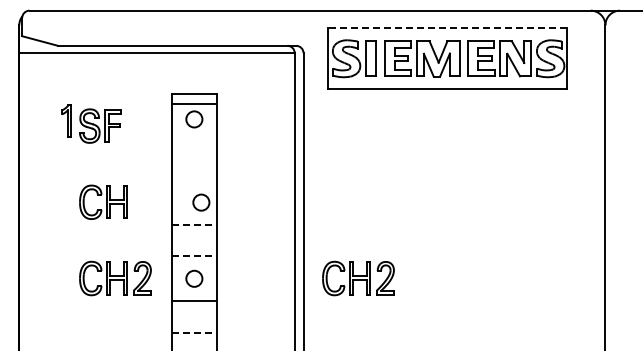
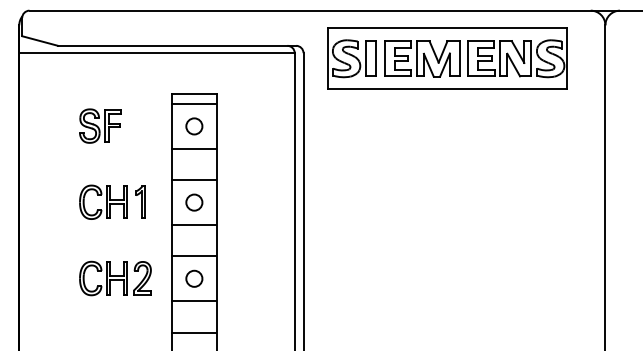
line: dashed -> solid (447, 27)
circle position: (194, 119) -> (194, 126) (194, 126)
part position: (66, 120) -> (140, 201) (140, 201)
line: none -> present (194, 148)
line: none -> present (194, 180)
circle position: (201, 202) -> (194, 202) (194, 202)
line: dashed -> solid (194, 225)
line: dashed -> solid (194, 256)
part: present -> none (358, 278)
line: dashed -> solid (194, 332)
